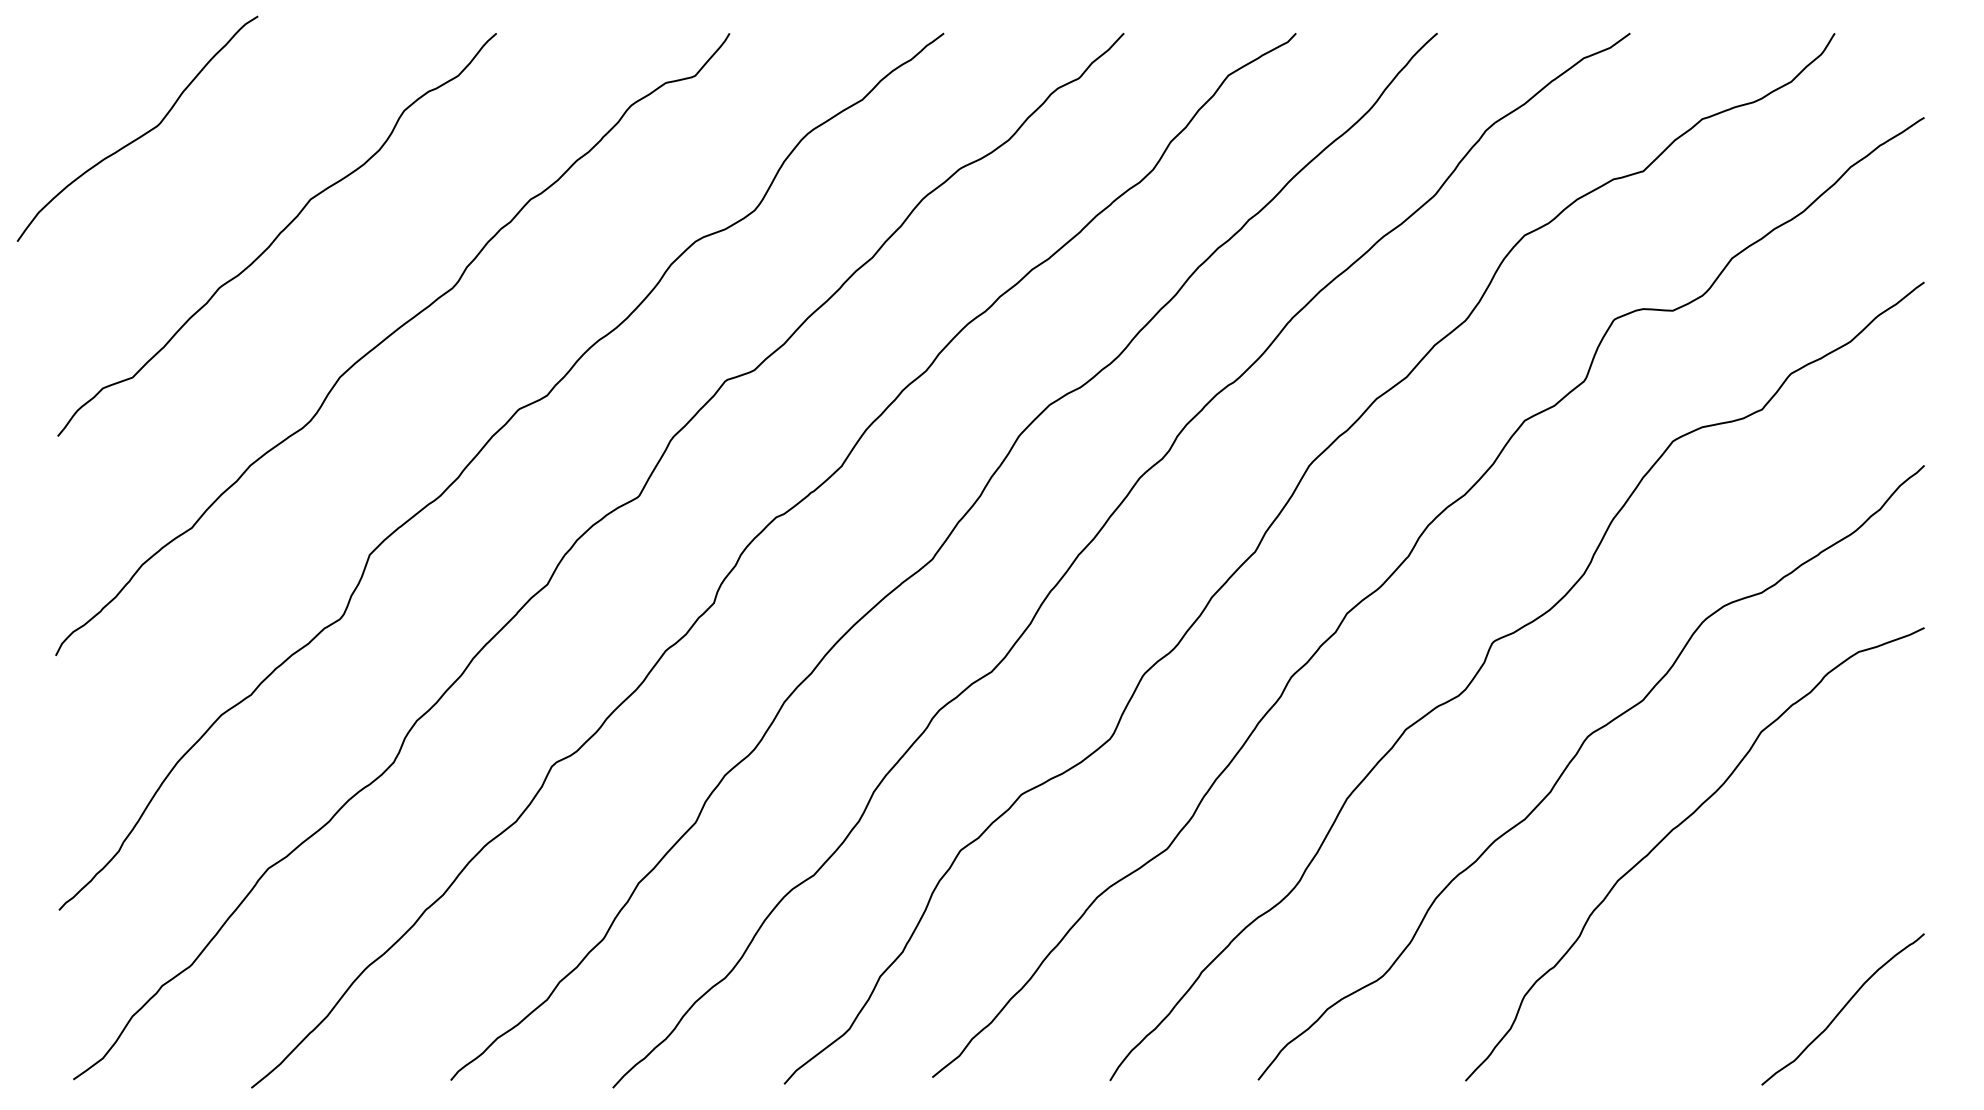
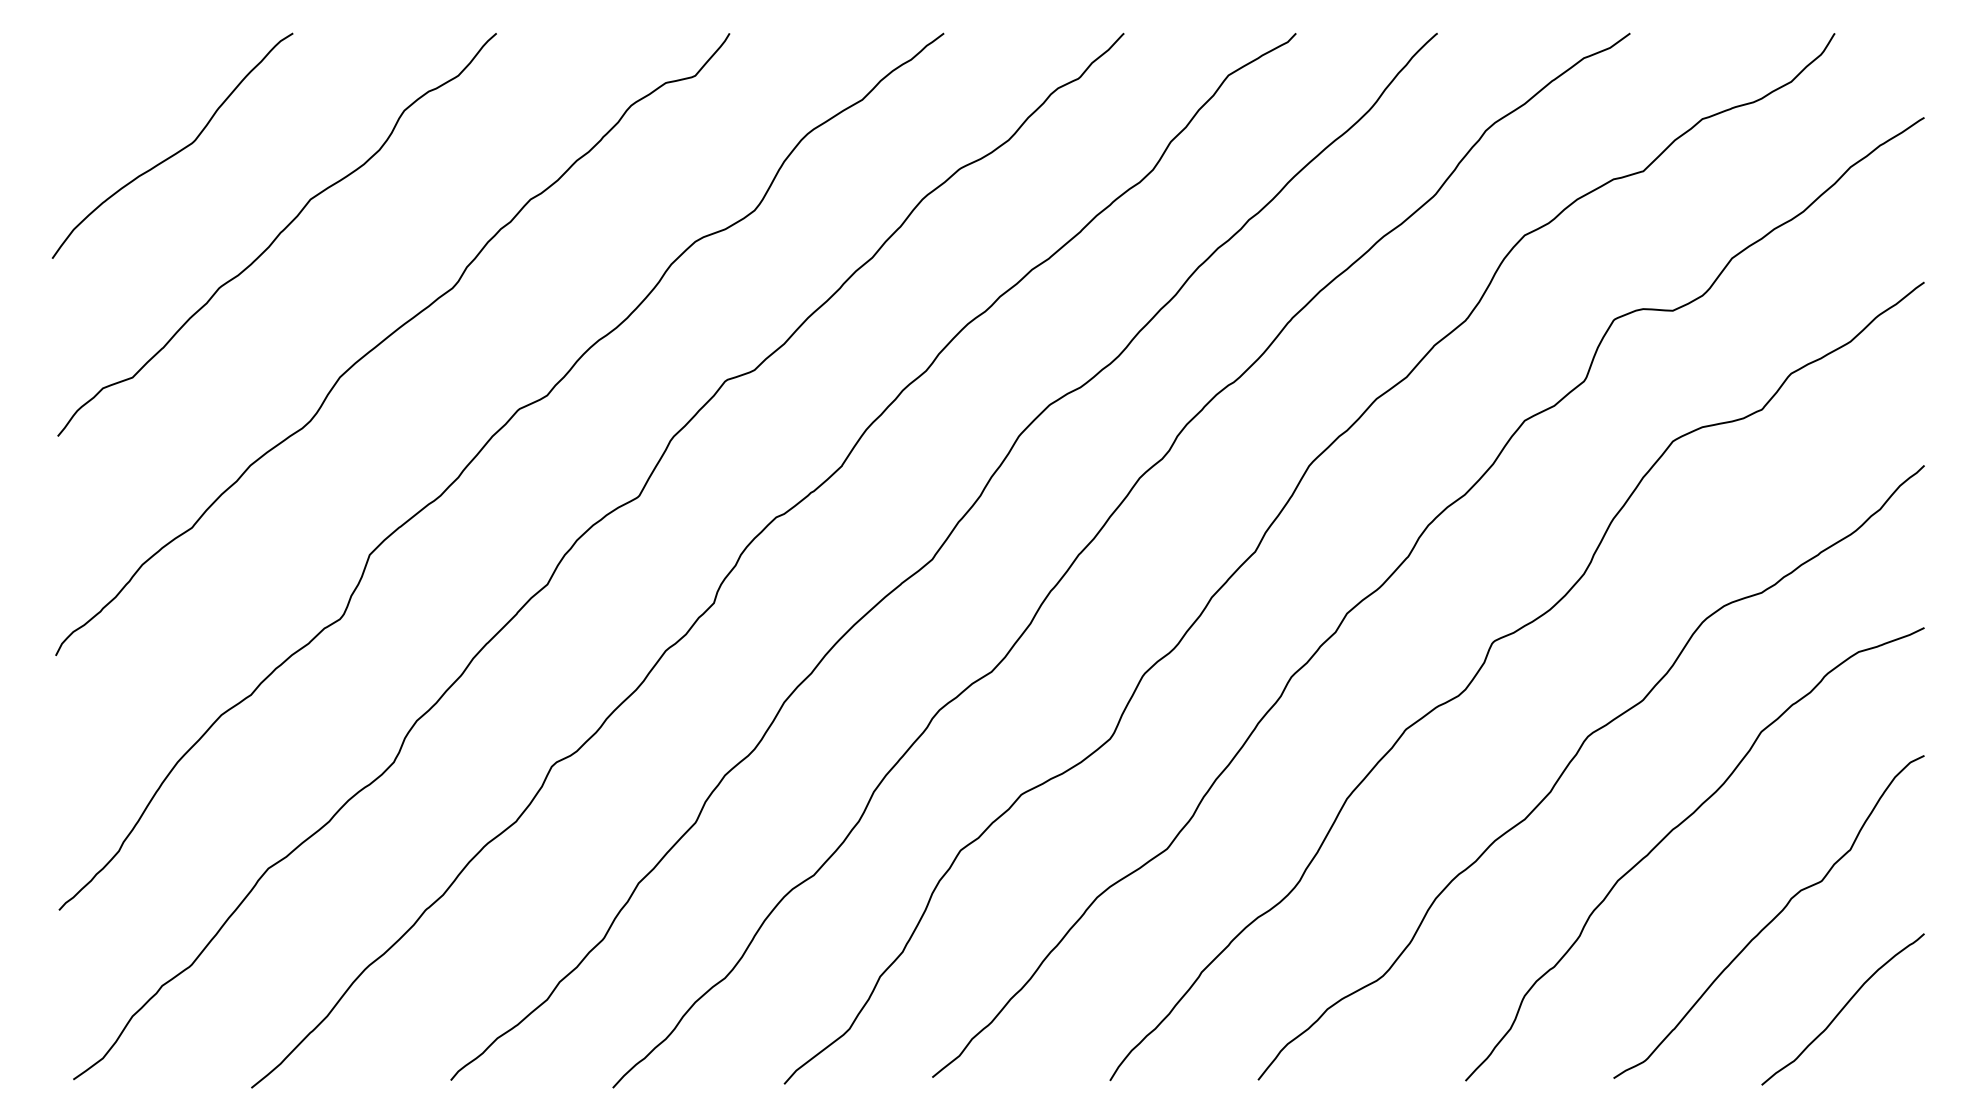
curve position: (142, 134) -> (177, 151) (177, 151)
curve: none -> present (1770, 920)
